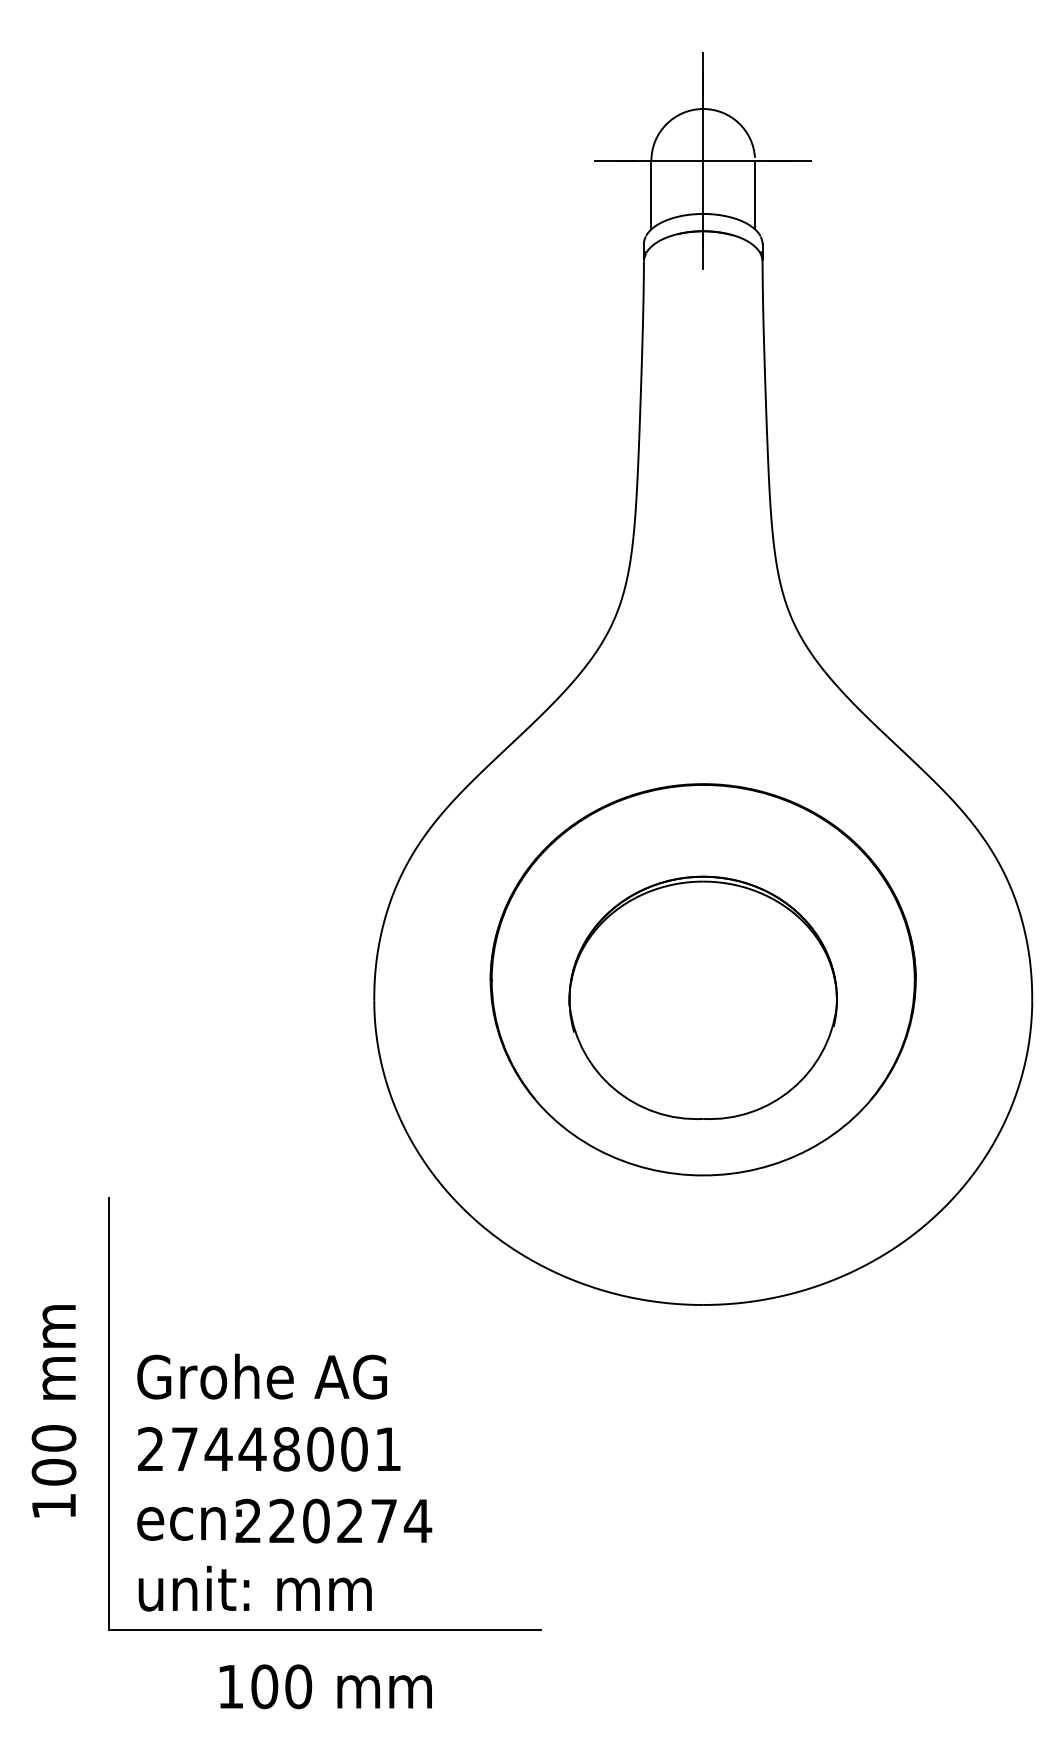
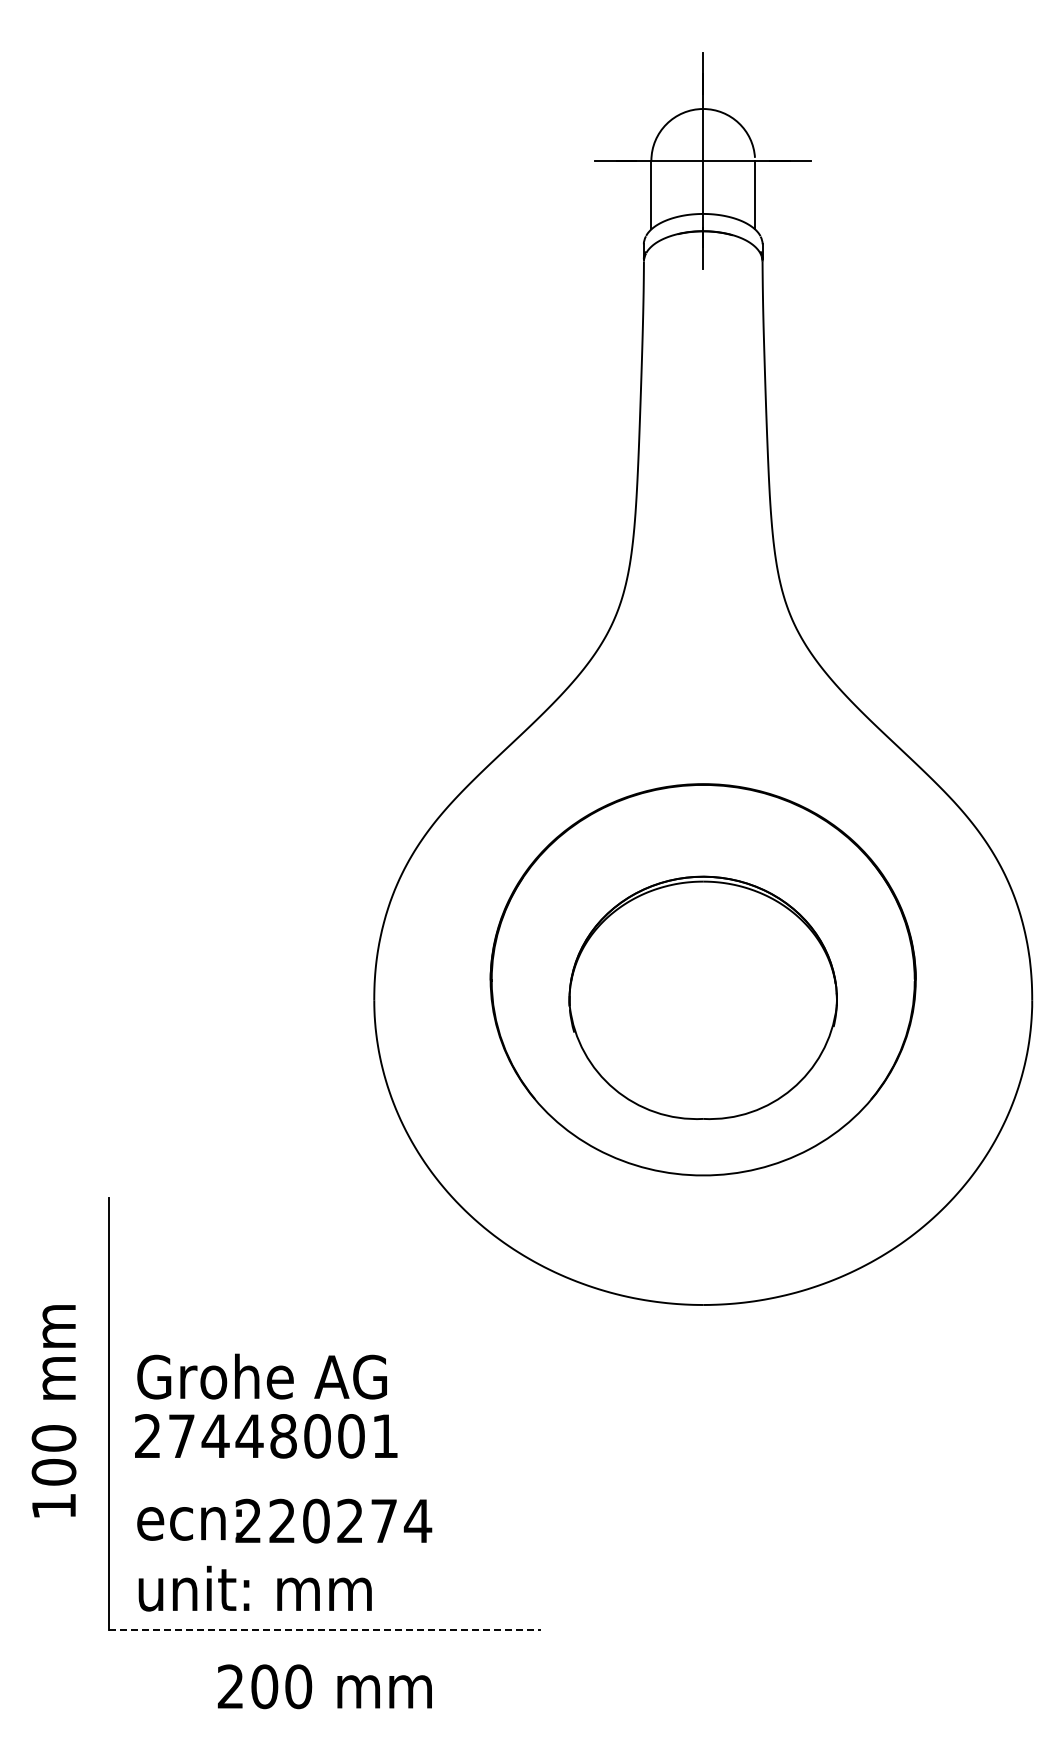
text position: (269, 1449) -> (266, 1436) (266, 1436)
line: solid -> dashed (325, 1629)
text: 100 -> 200 (229, 1686)
